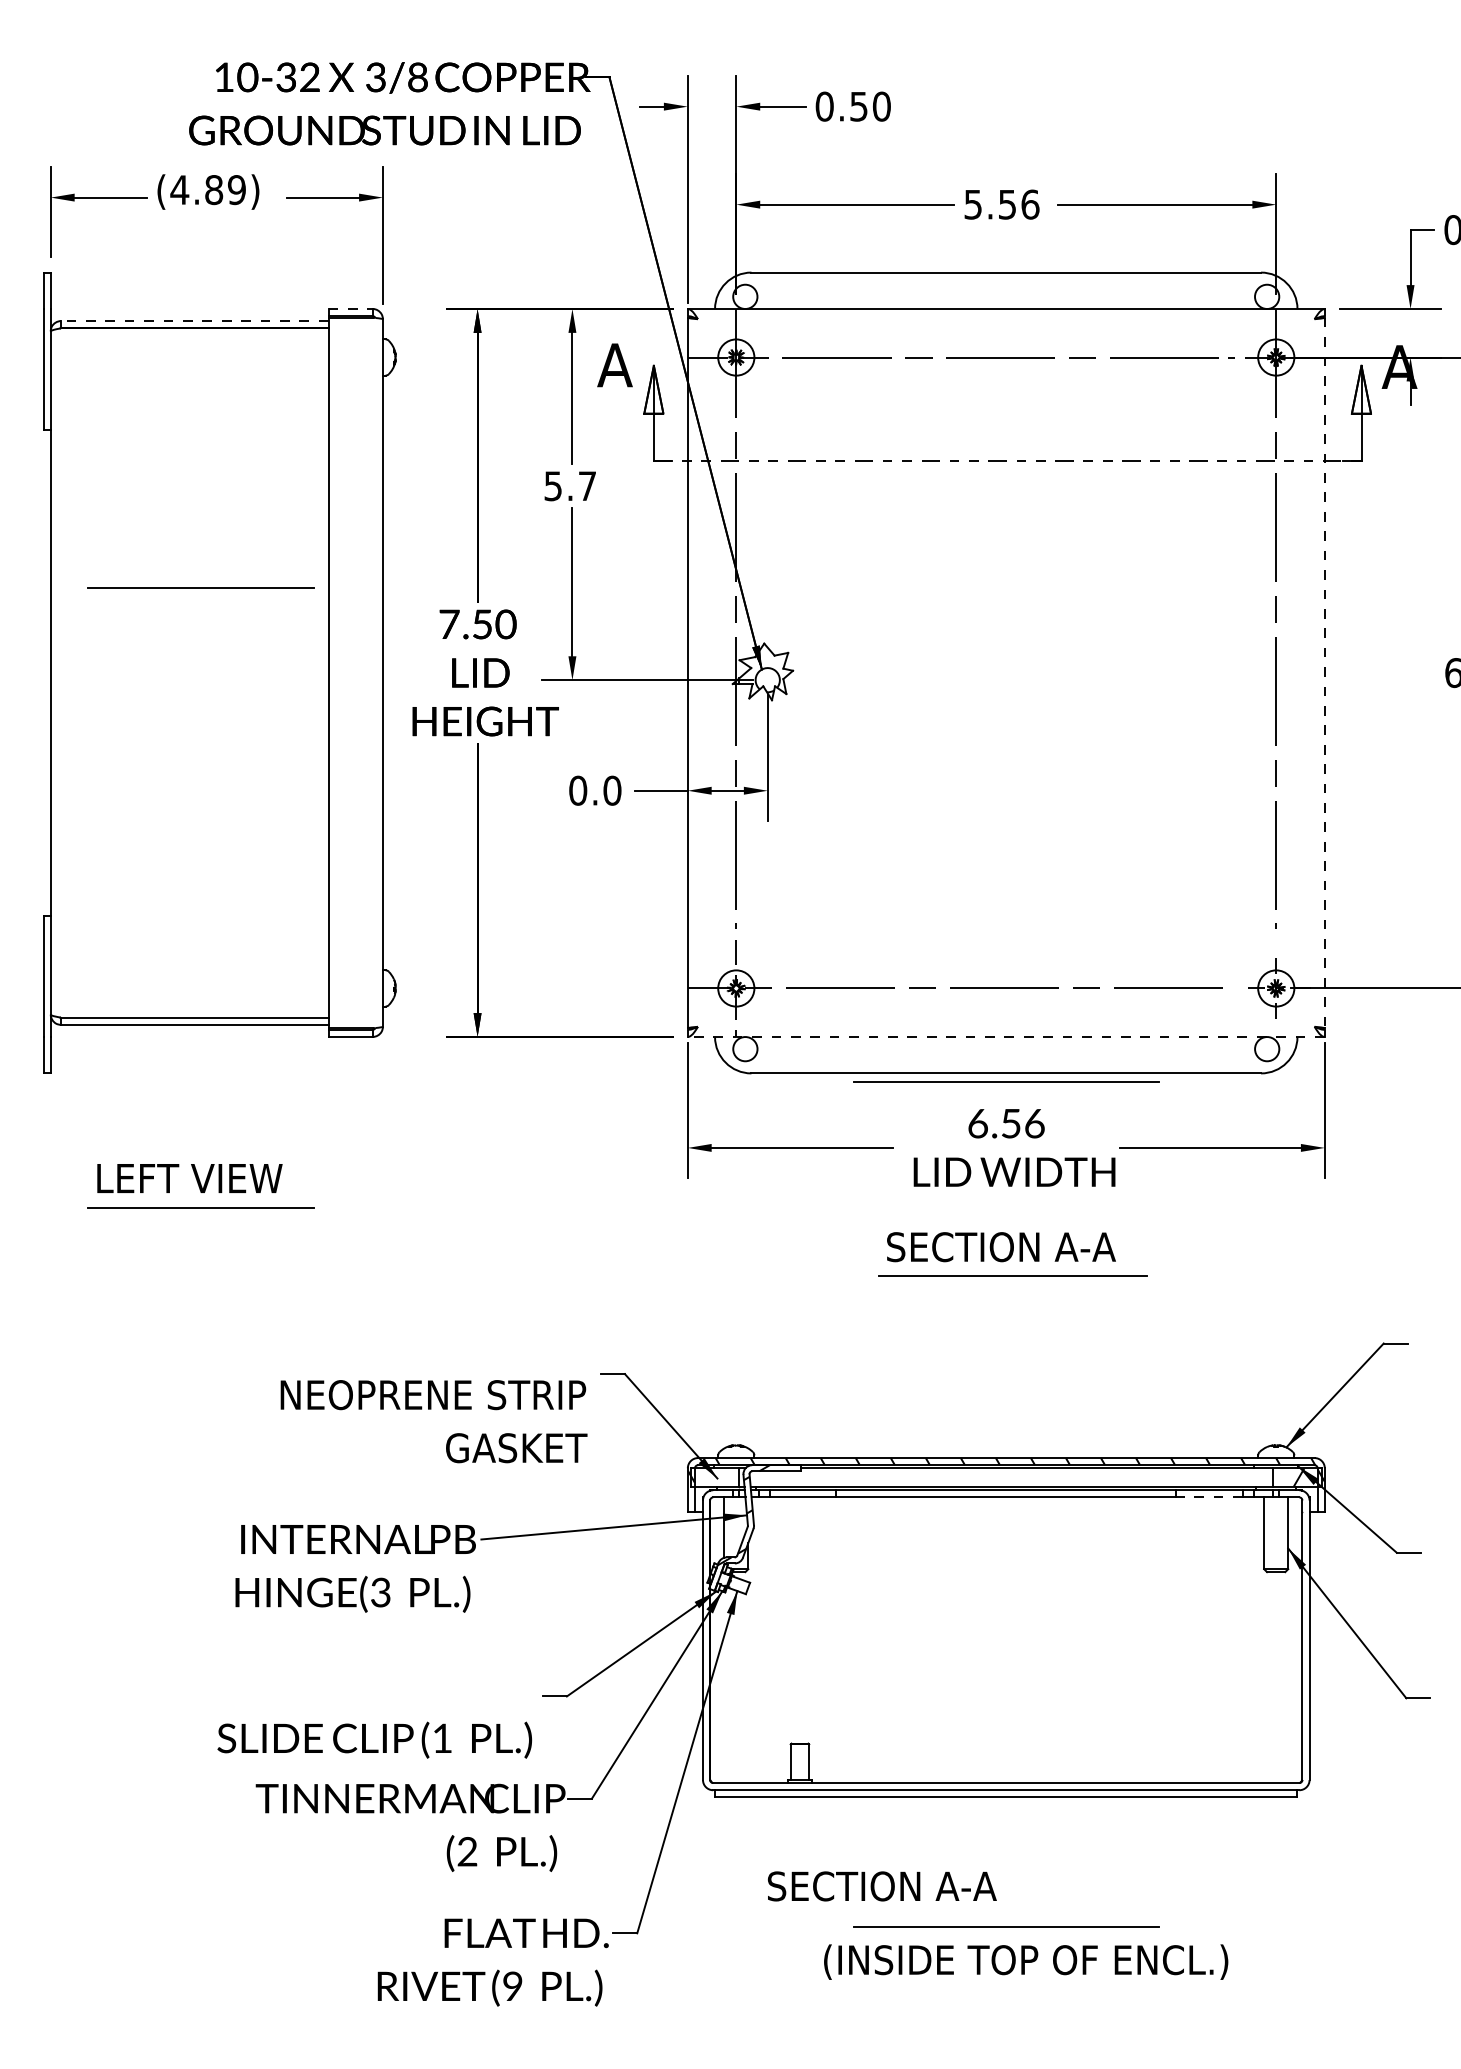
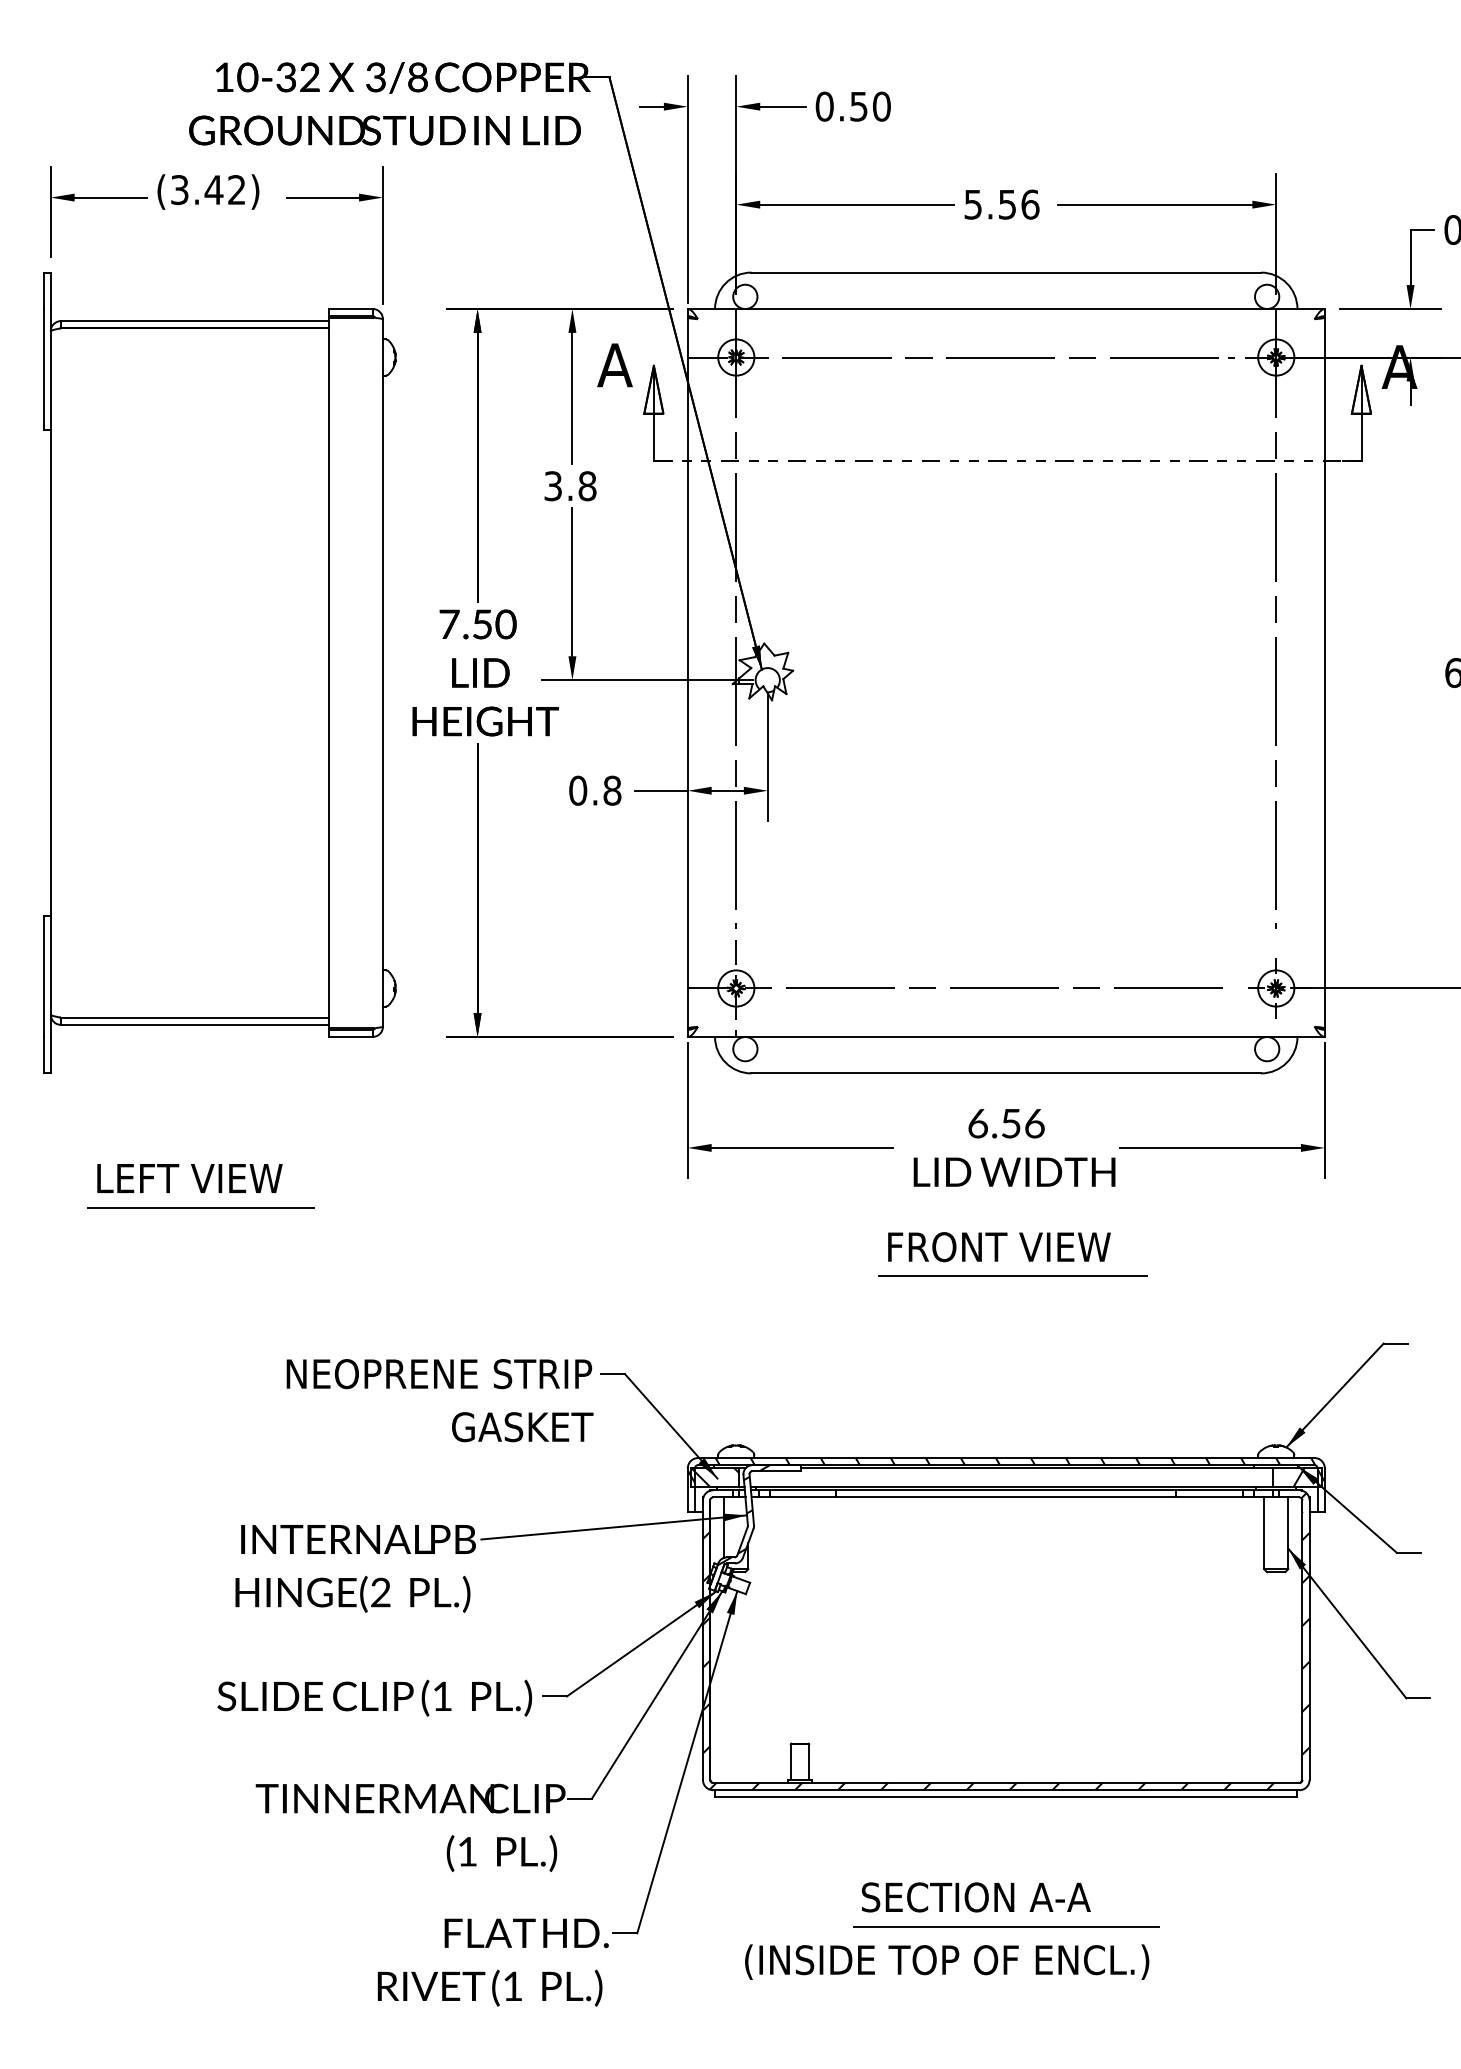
text: (4.89) -> (3.42) (207, 190)
line: dashed -> solid (351, 308)
line: dashed -> solid (194, 321)
text: 5.7 -> 3.8 (570, 486)
line: present -> none (200, 587)
line: dashed -> solid (1324, 673)
text: 0.0 -> 0.8 (612, 790)
line: dashed -> solid (1006, 1037)
line: present -> none (1006, 1081)
text: SECTION A-A -> FRONT VIEW (1001, 1247)
text position: (433, 1421) -> (439, 1400) (439, 1400)
hatch: none -> present (715, 1477)
line: dashed -> solid (1208, 1497)
text: (3 -> (2 (380, 1594)
hatch: none -> present (1005, 1641)
text position: (374, 1739) -> (374, 1697) (374, 1697)
text: (2 -> (1 (467, 1851)
text position: (881, 1886) -> (975, 1897) (975, 1897)
text position: (1026, 1961) -> (947, 1961) (947, 1961)
text: (9 -> (1 (512, 1985)
